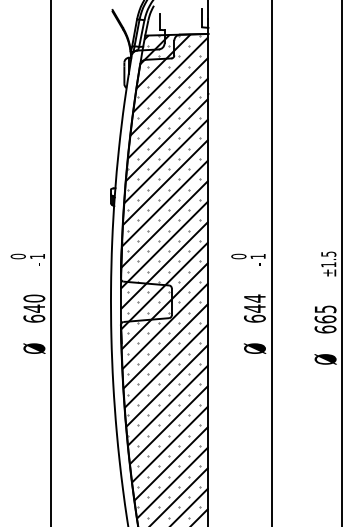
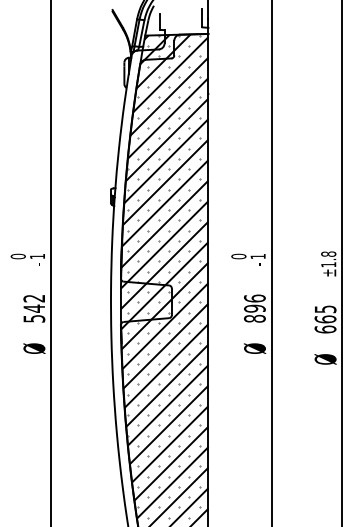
text: ±1.5 -> ±1.8 (328, 253)
text: 640 -> 542 (34, 308)
text: 644 -> 896 (254, 308)
